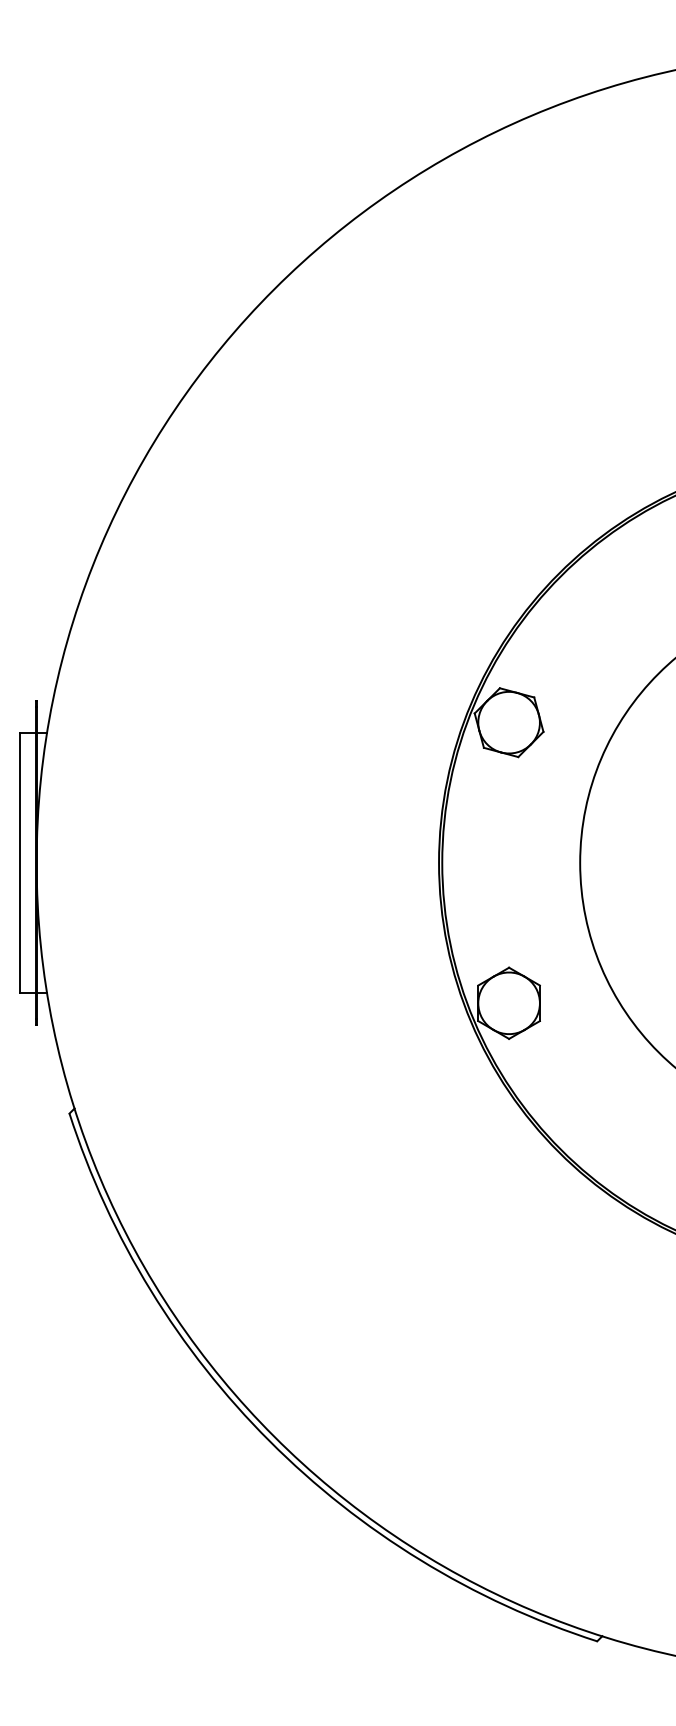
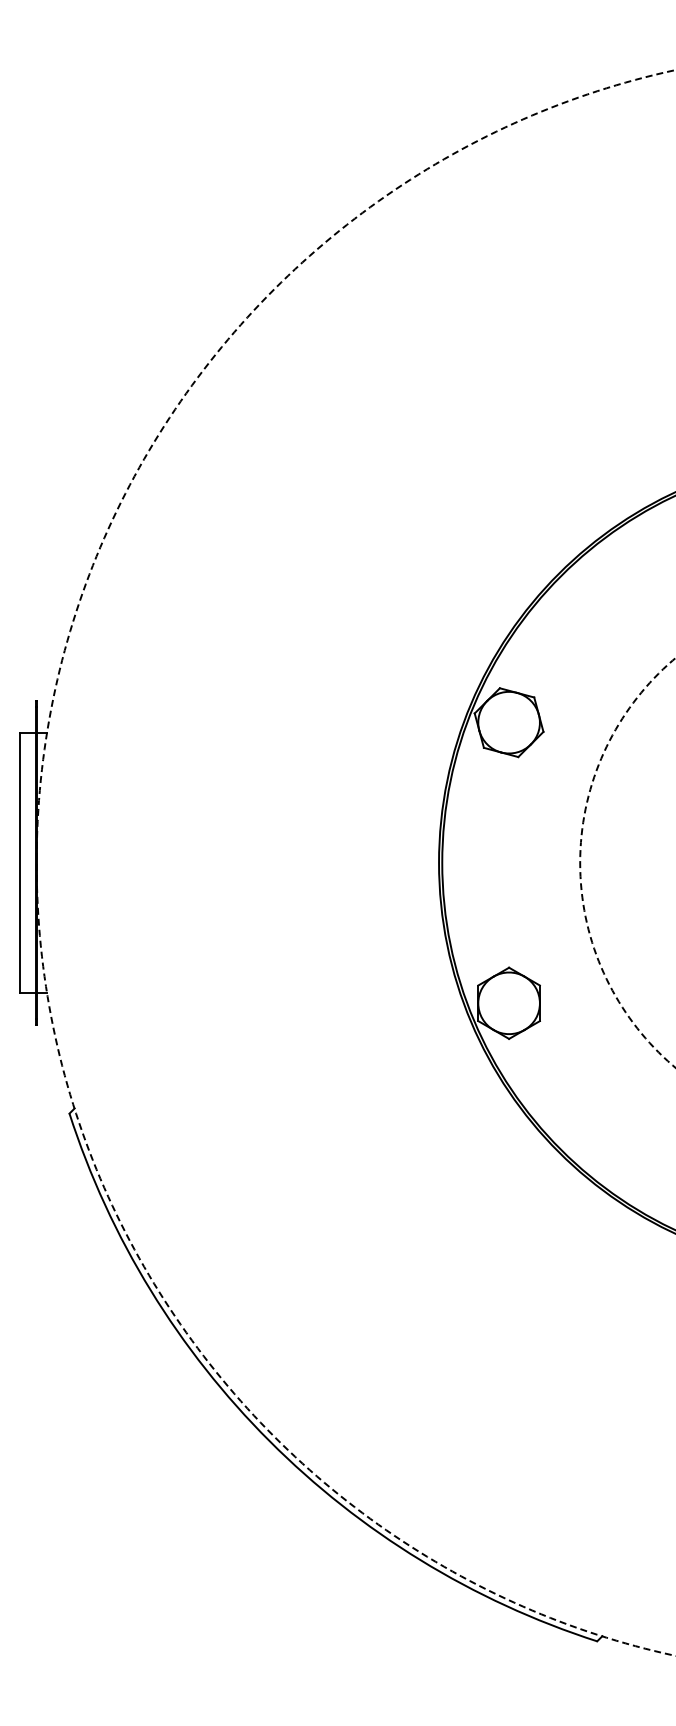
circle: solid -> dashed (355, 862)
circle: solid -> dashed (627, 862)
